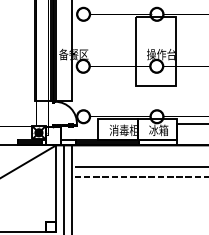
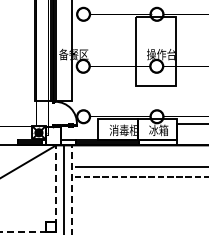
line: solid -> dashed (71, 189)
line: solid -> dashed (56, 216)
